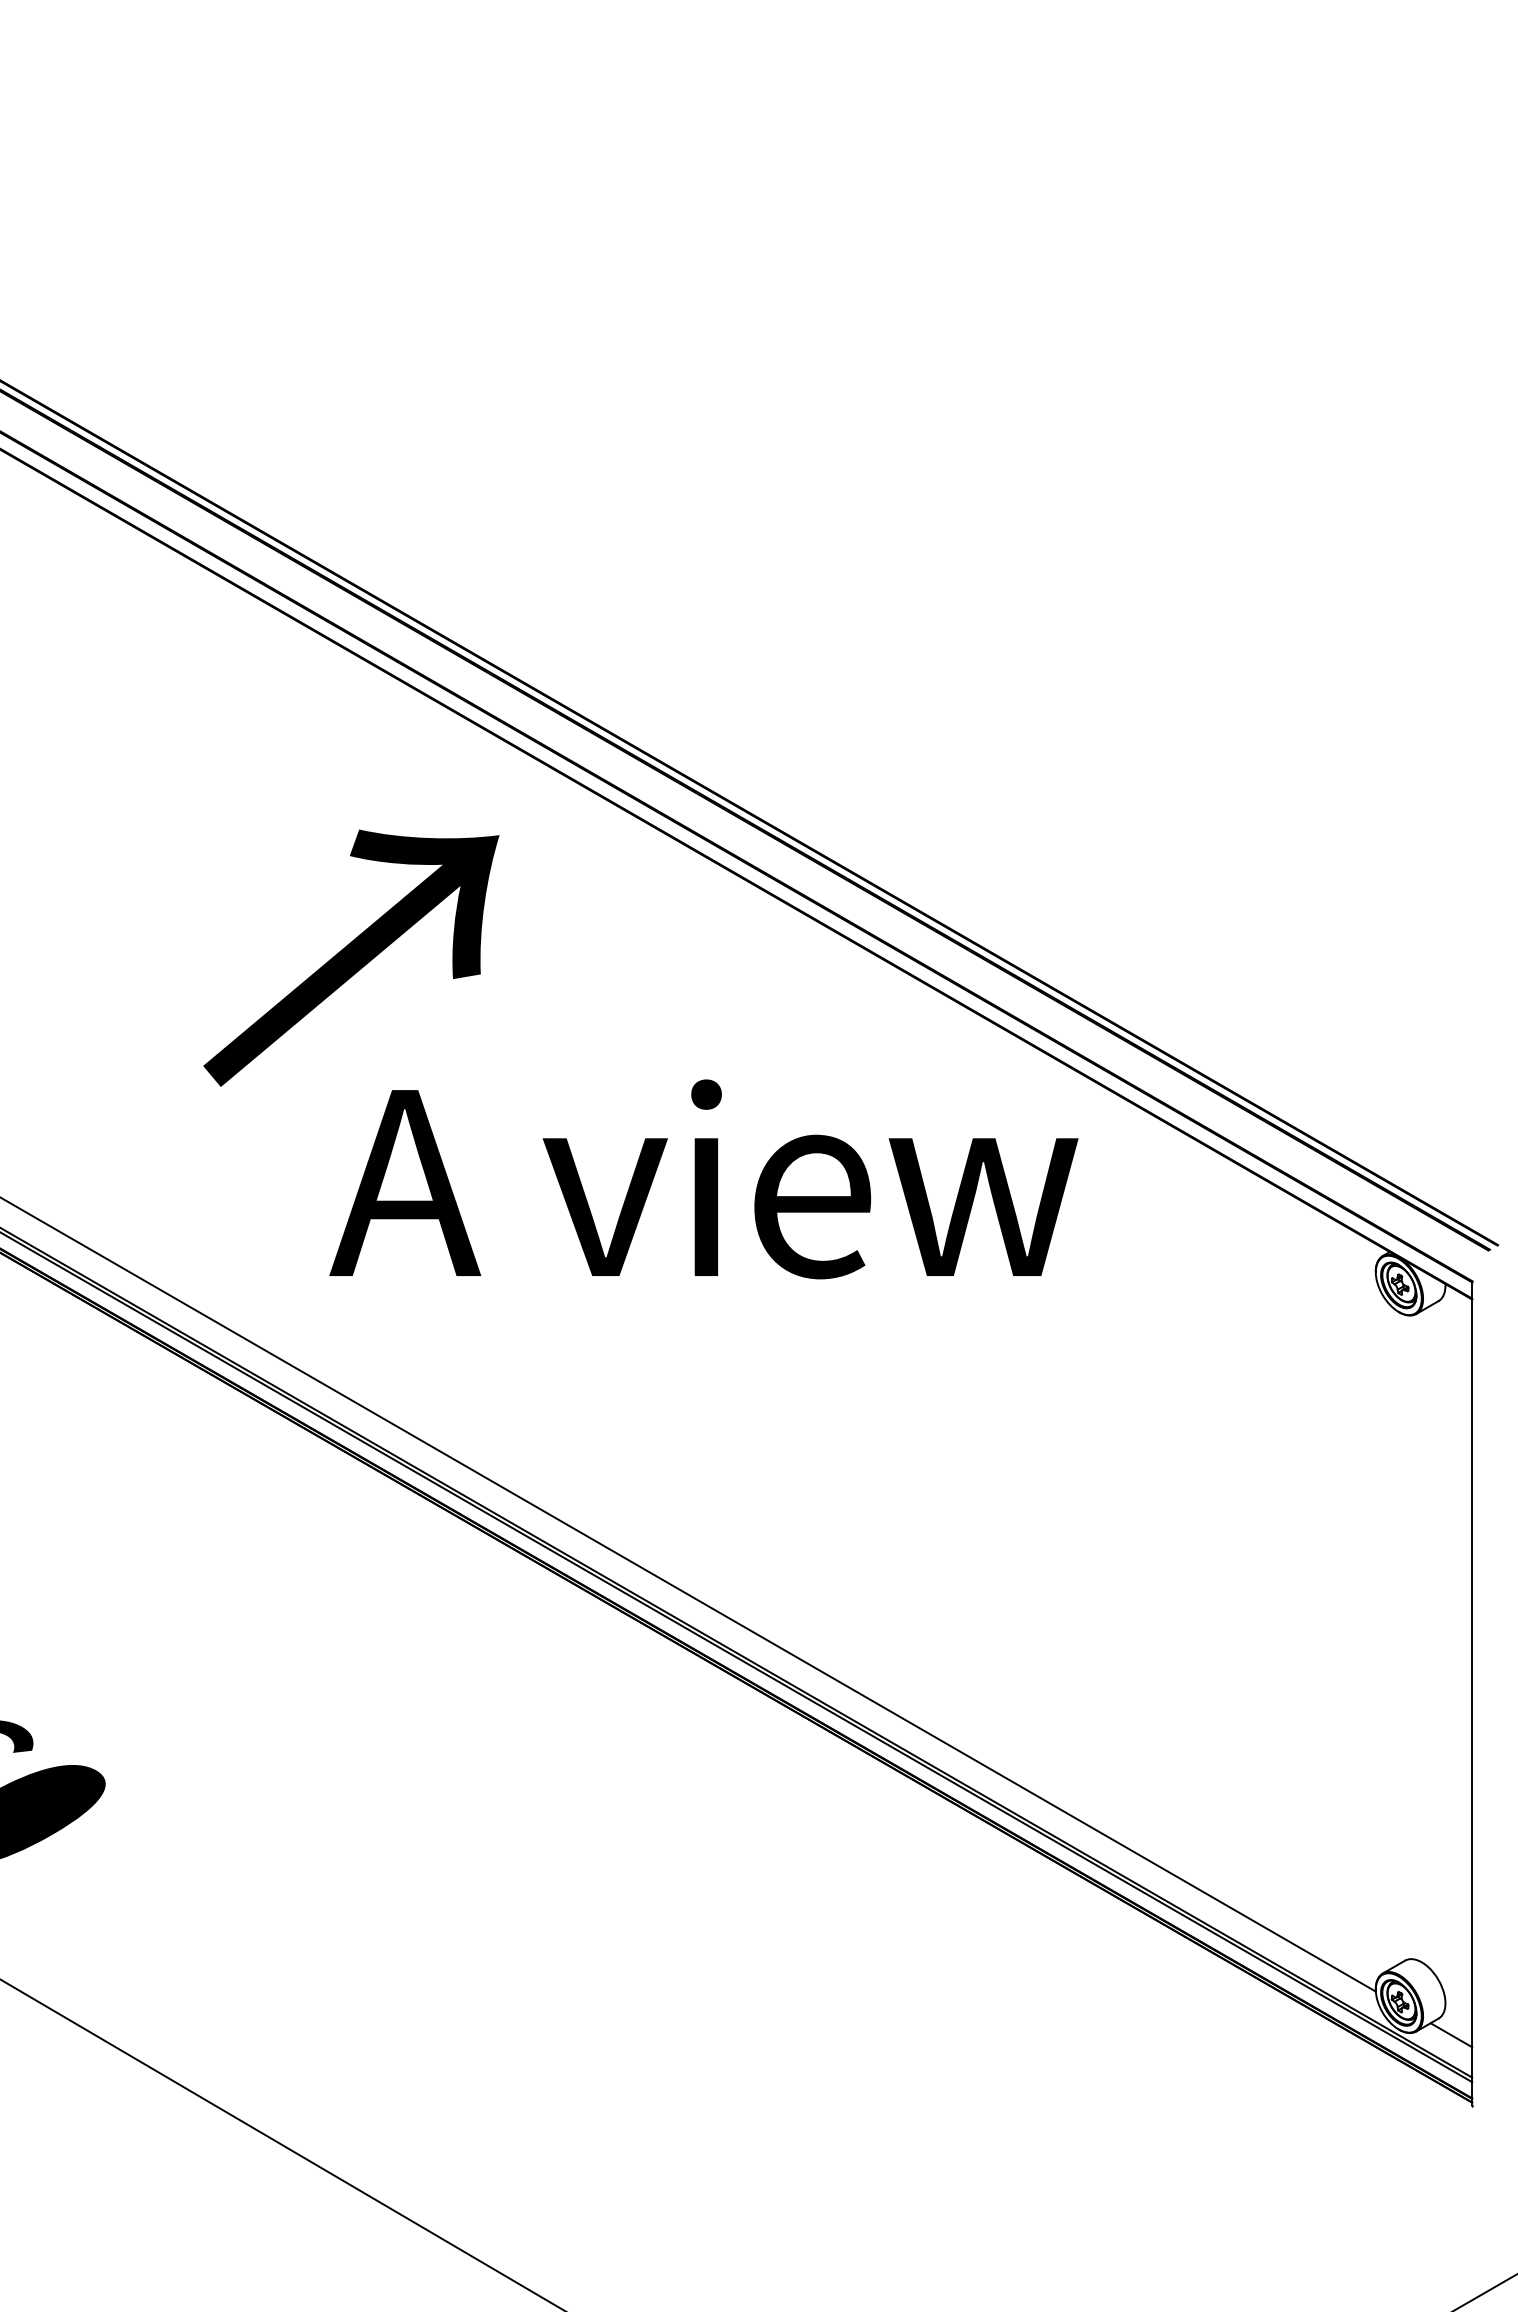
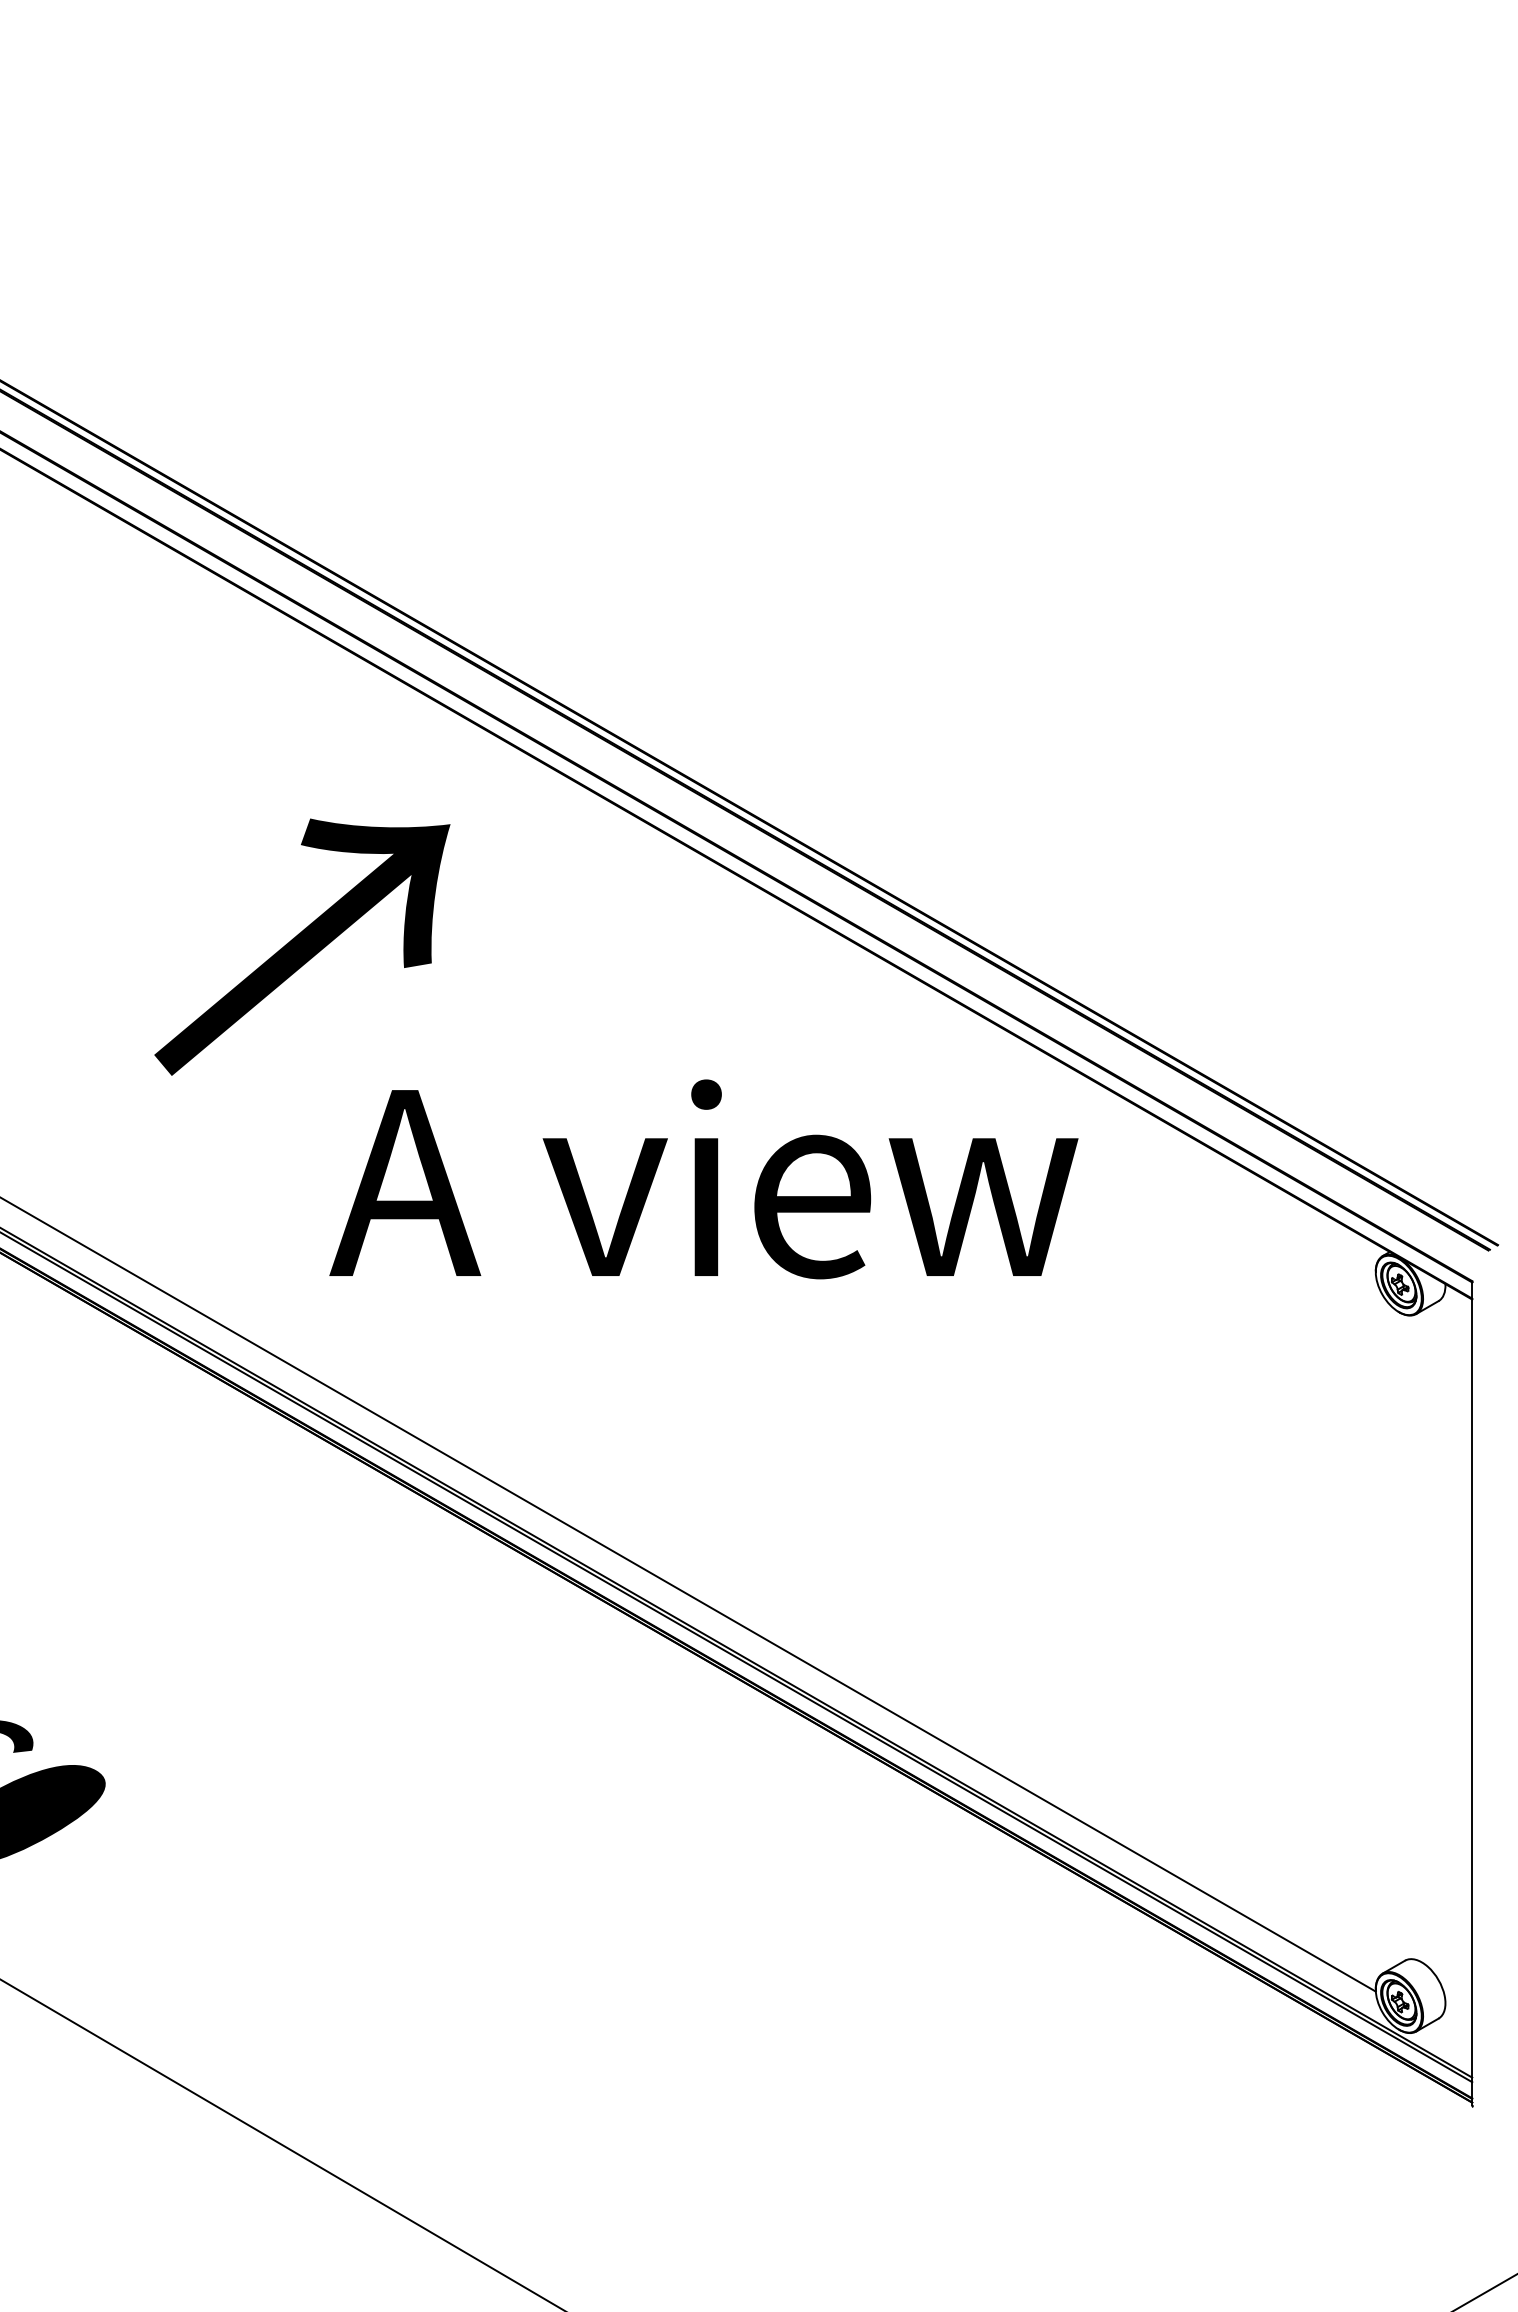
text position: (351, 957) -> (302, 946) (302, 946)
line: present -> none (1451, 2035)
